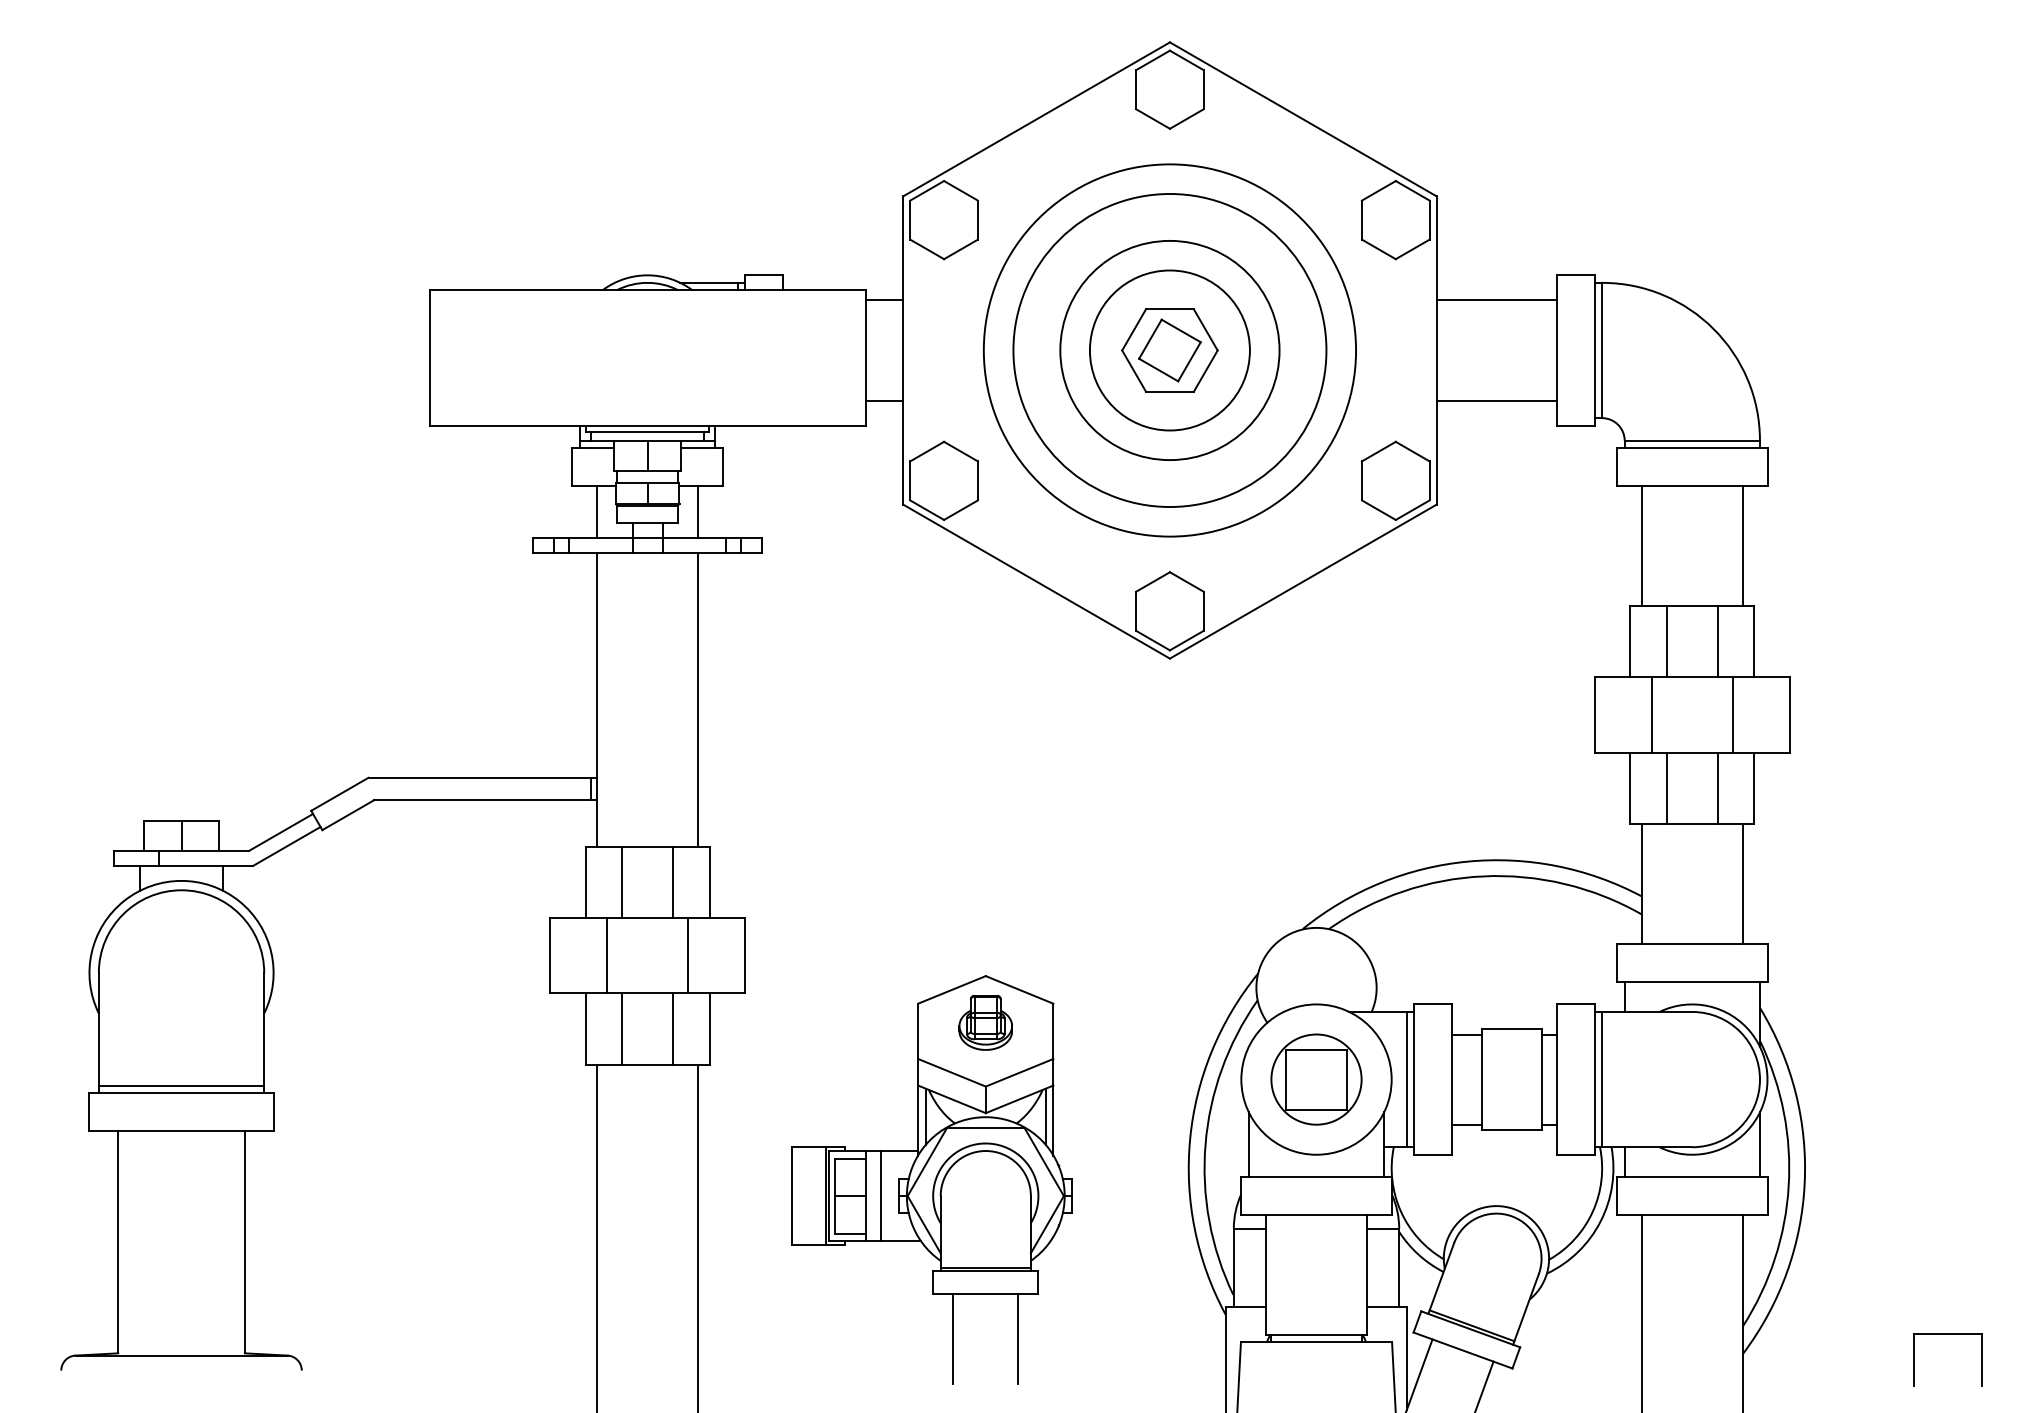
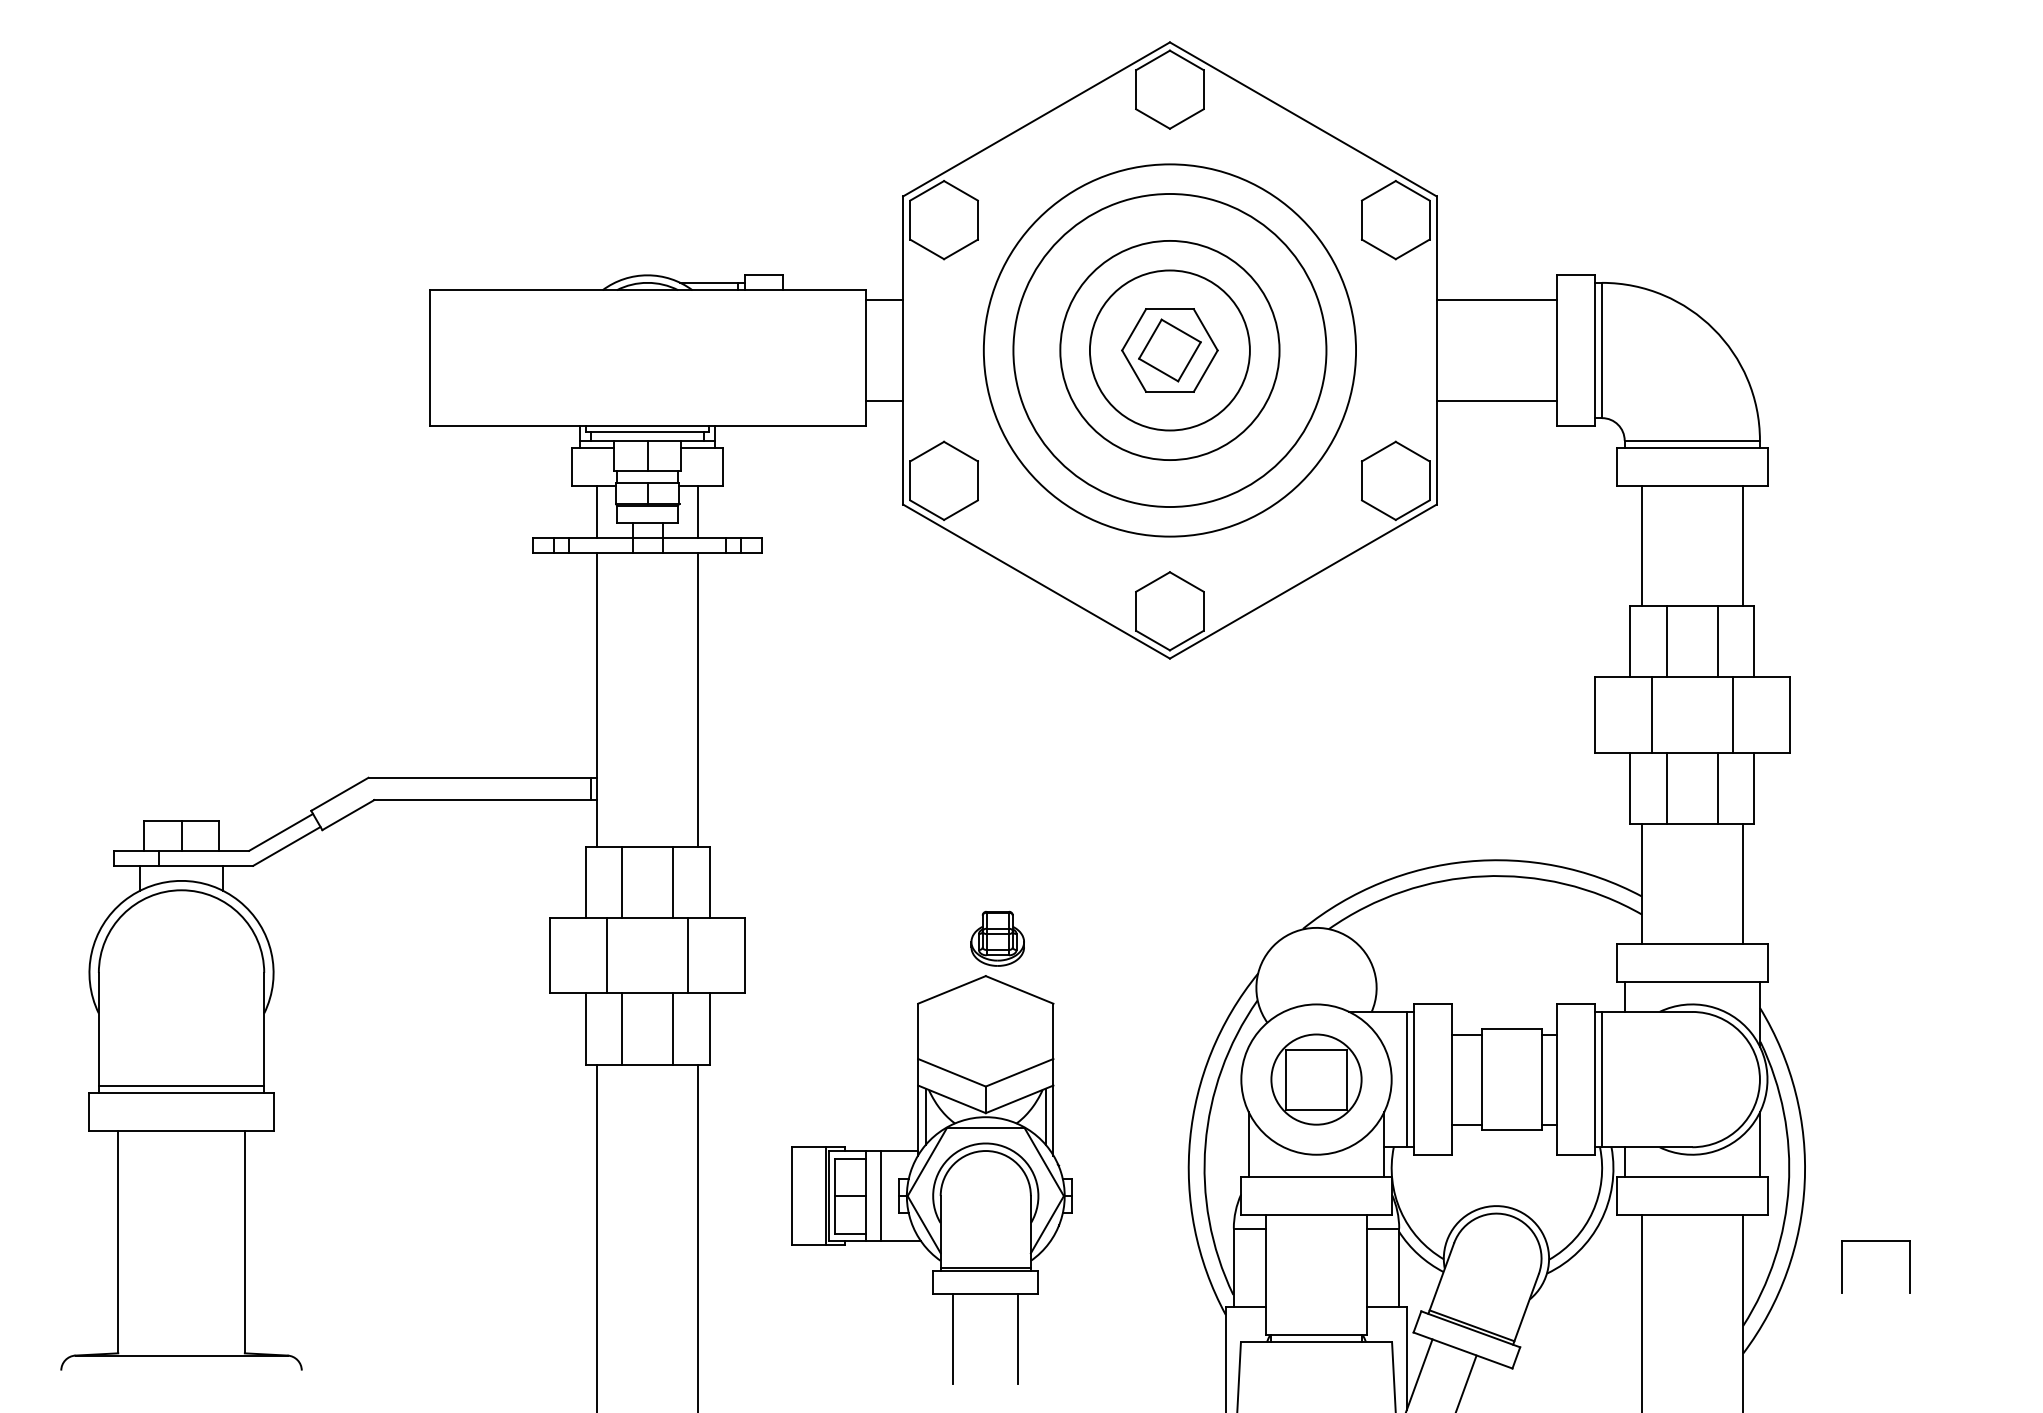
part position: (985, 1022) -> (997, 938) (997, 938)
part position: (1947, 1334) -> (1875, 1241) (1875, 1241)
line position: (1484, 1385) -> (1466, 1382) (1466, 1382)
